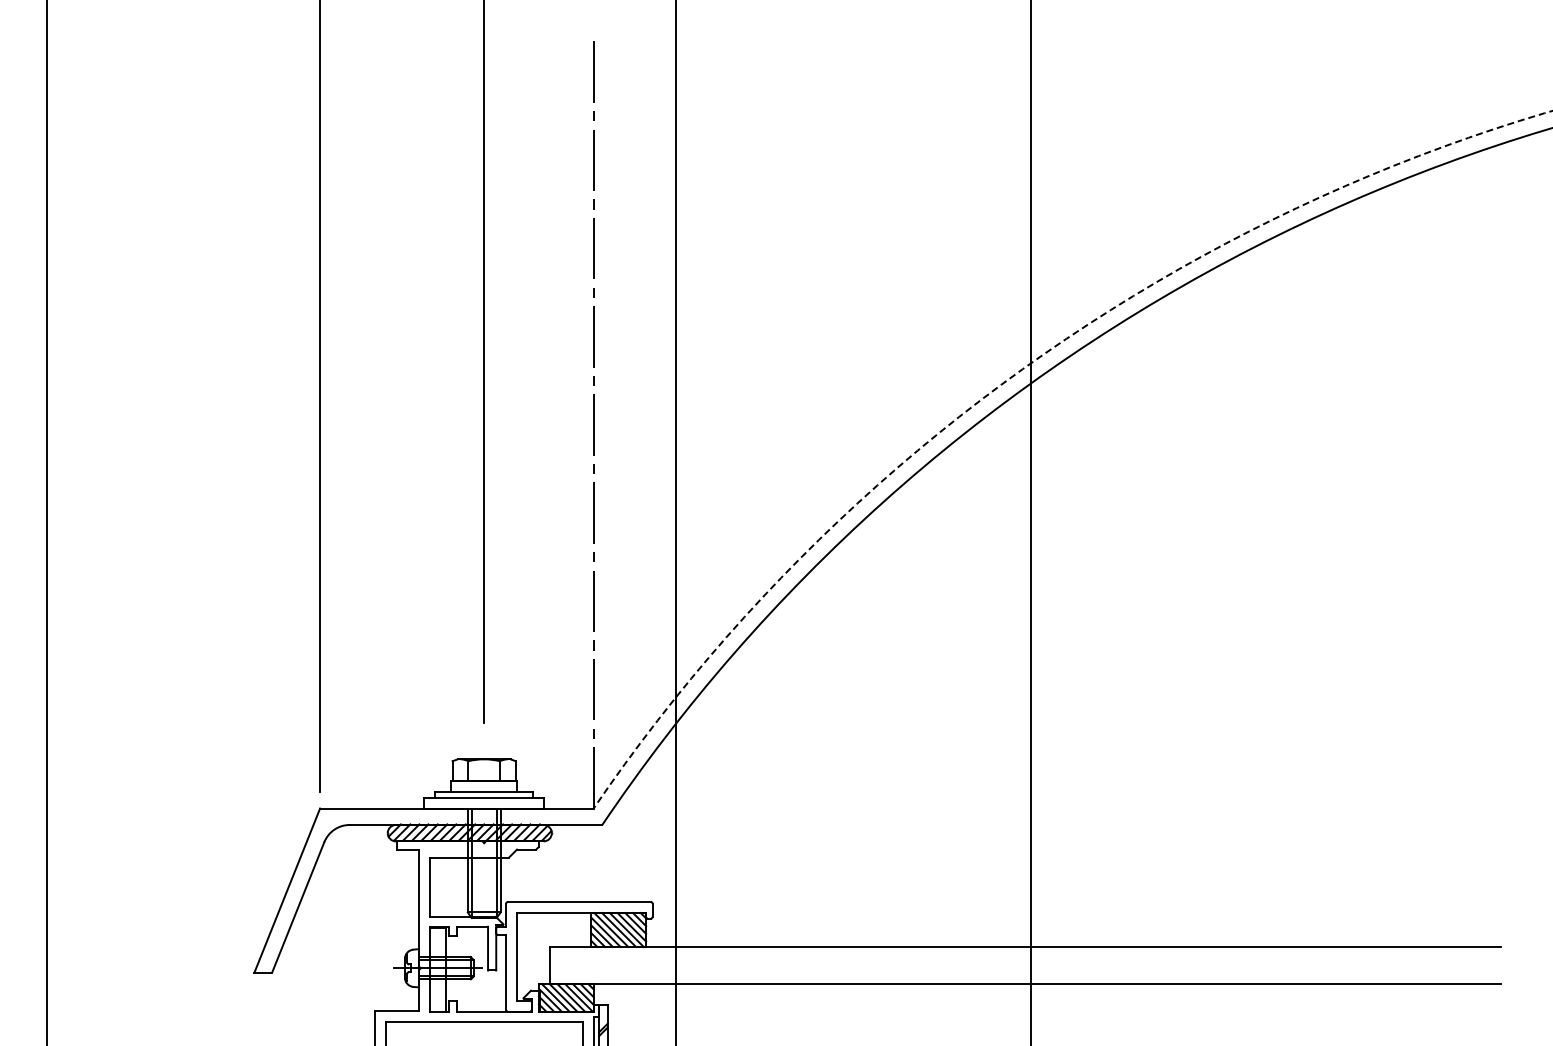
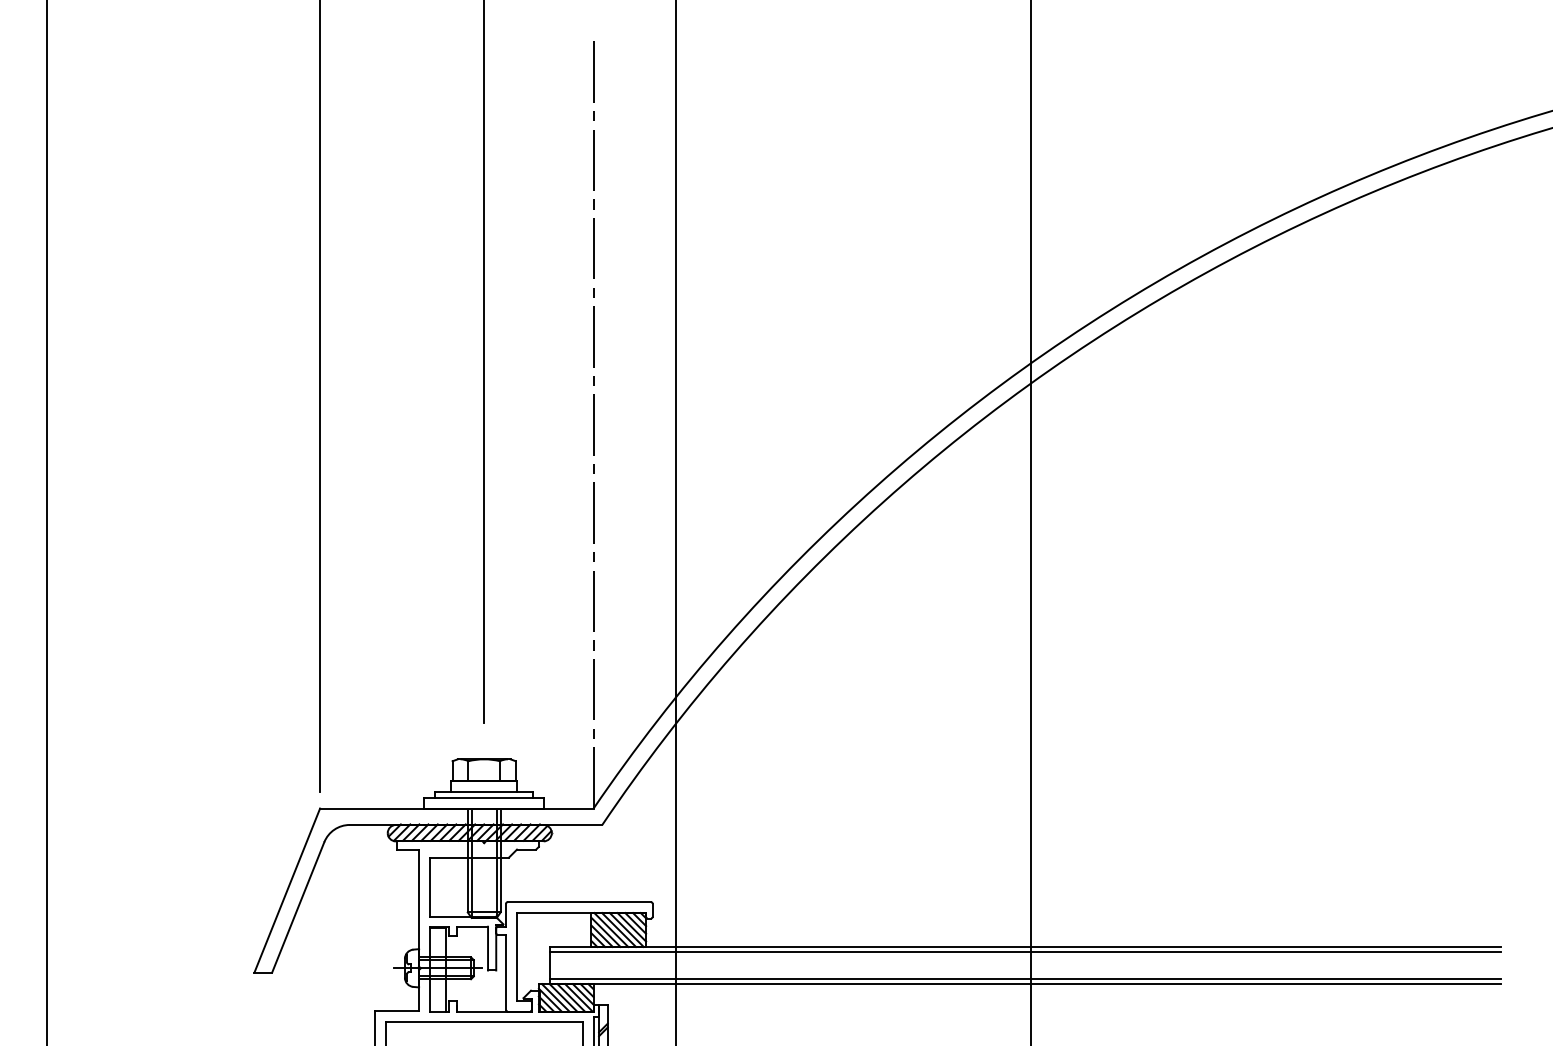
arc: dashed -> solid (1010, 378)
line: none -> present (1025, 952)
line: none -> present (1025, 978)
